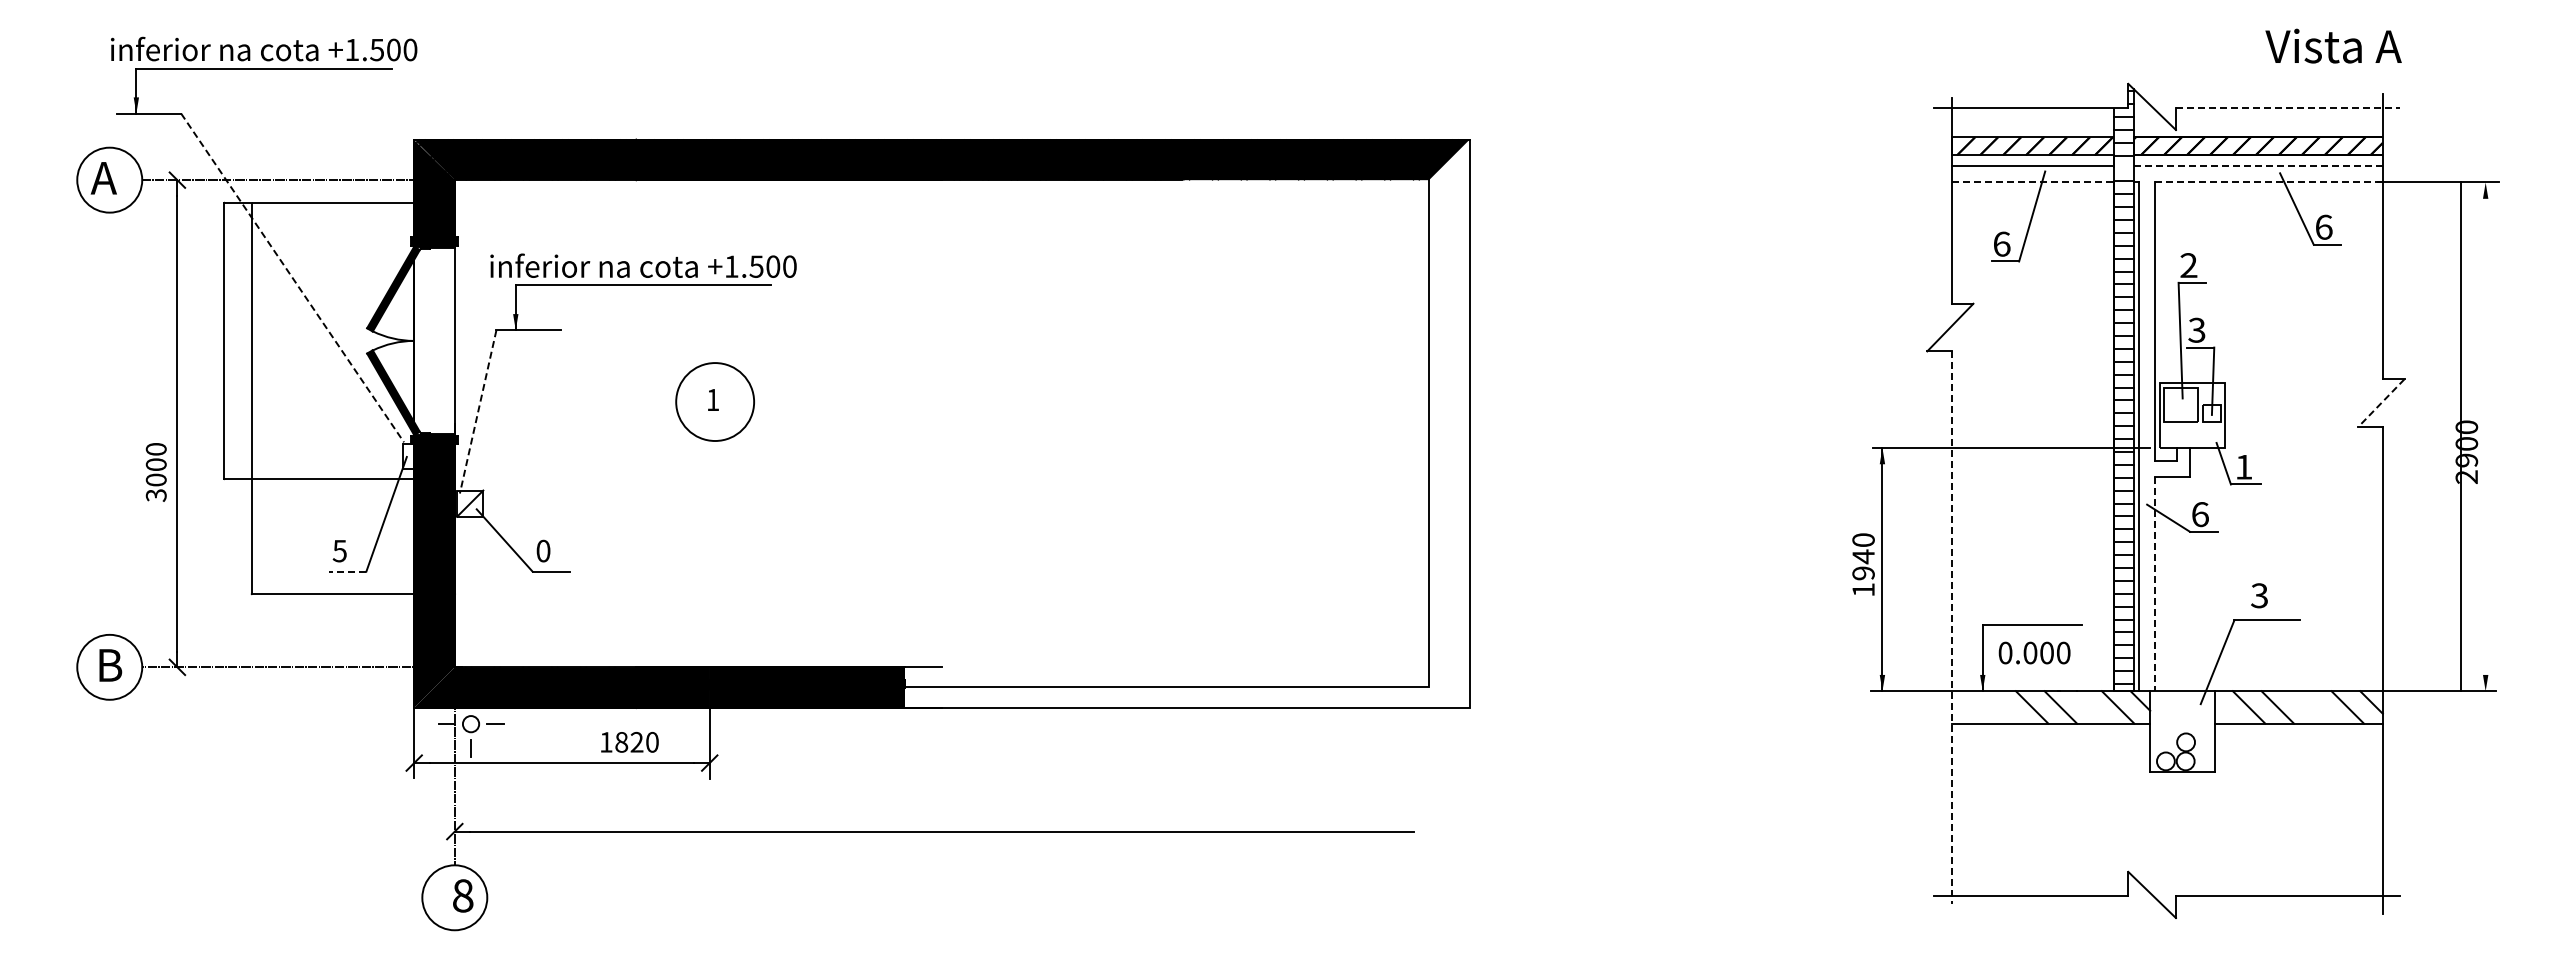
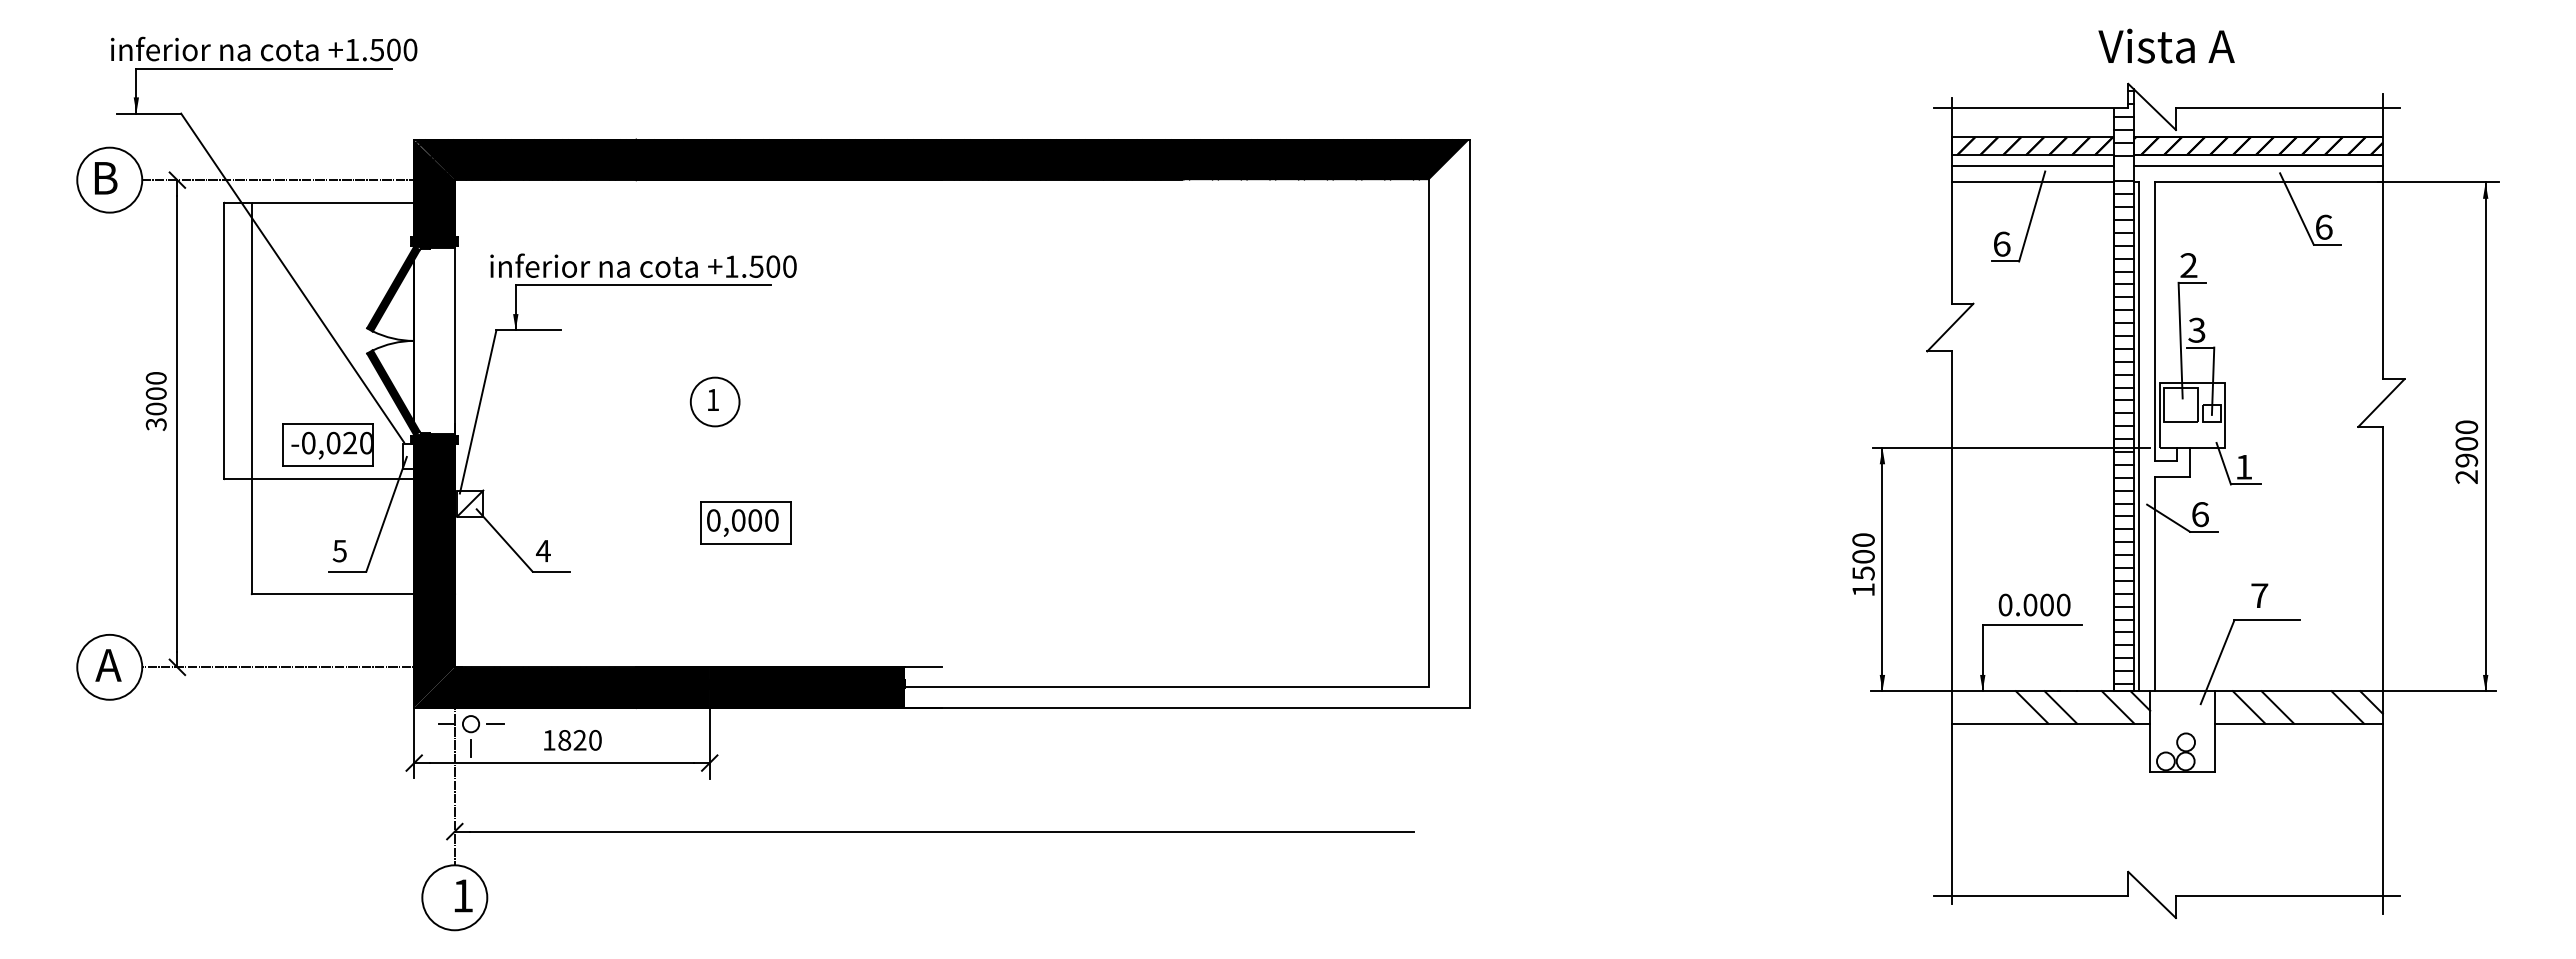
text position: (2333, 45) -> (2166, 45) (2166, 45)
line: dashed -> solid (2288, 108)
line: dashed -> solid (2258, 166)
text: А -> B (103, 178)
line: dashed -> solid (2033, 182)
line: dashed -> solid (2268, 182)
line: dashed -> solid (292, 277)
circle diameter: 78 px -> 49 px (714, 401)
line: dashed -> solid (2381, 403)
line: dashed -> solid (478, 411)
line position: (2460, 436) -> (2485, 436) (2485, 436)
part: none -> present (327, 444)
text position: (155, 472) -> (155, 401) (155, 401)
part: none -> present (745, 522)
text: 0 -> 4 (542, 550)
text: 1940 -> 1500 (1863, 564)
line: dashed -> solid (347, 571)
line: dashed -> solid (2154, 584)
text: 3 -> 7 (2259, 595)
line: dashed -> solid (1951, 628)
text position: (2034, 652) -> (2034, 604) (2034, 604)
text: B -> А (108, 665)
text position: (629, 742) -> (572, 740) (572, 740)
text: 8 -> 1 (463, 895)
